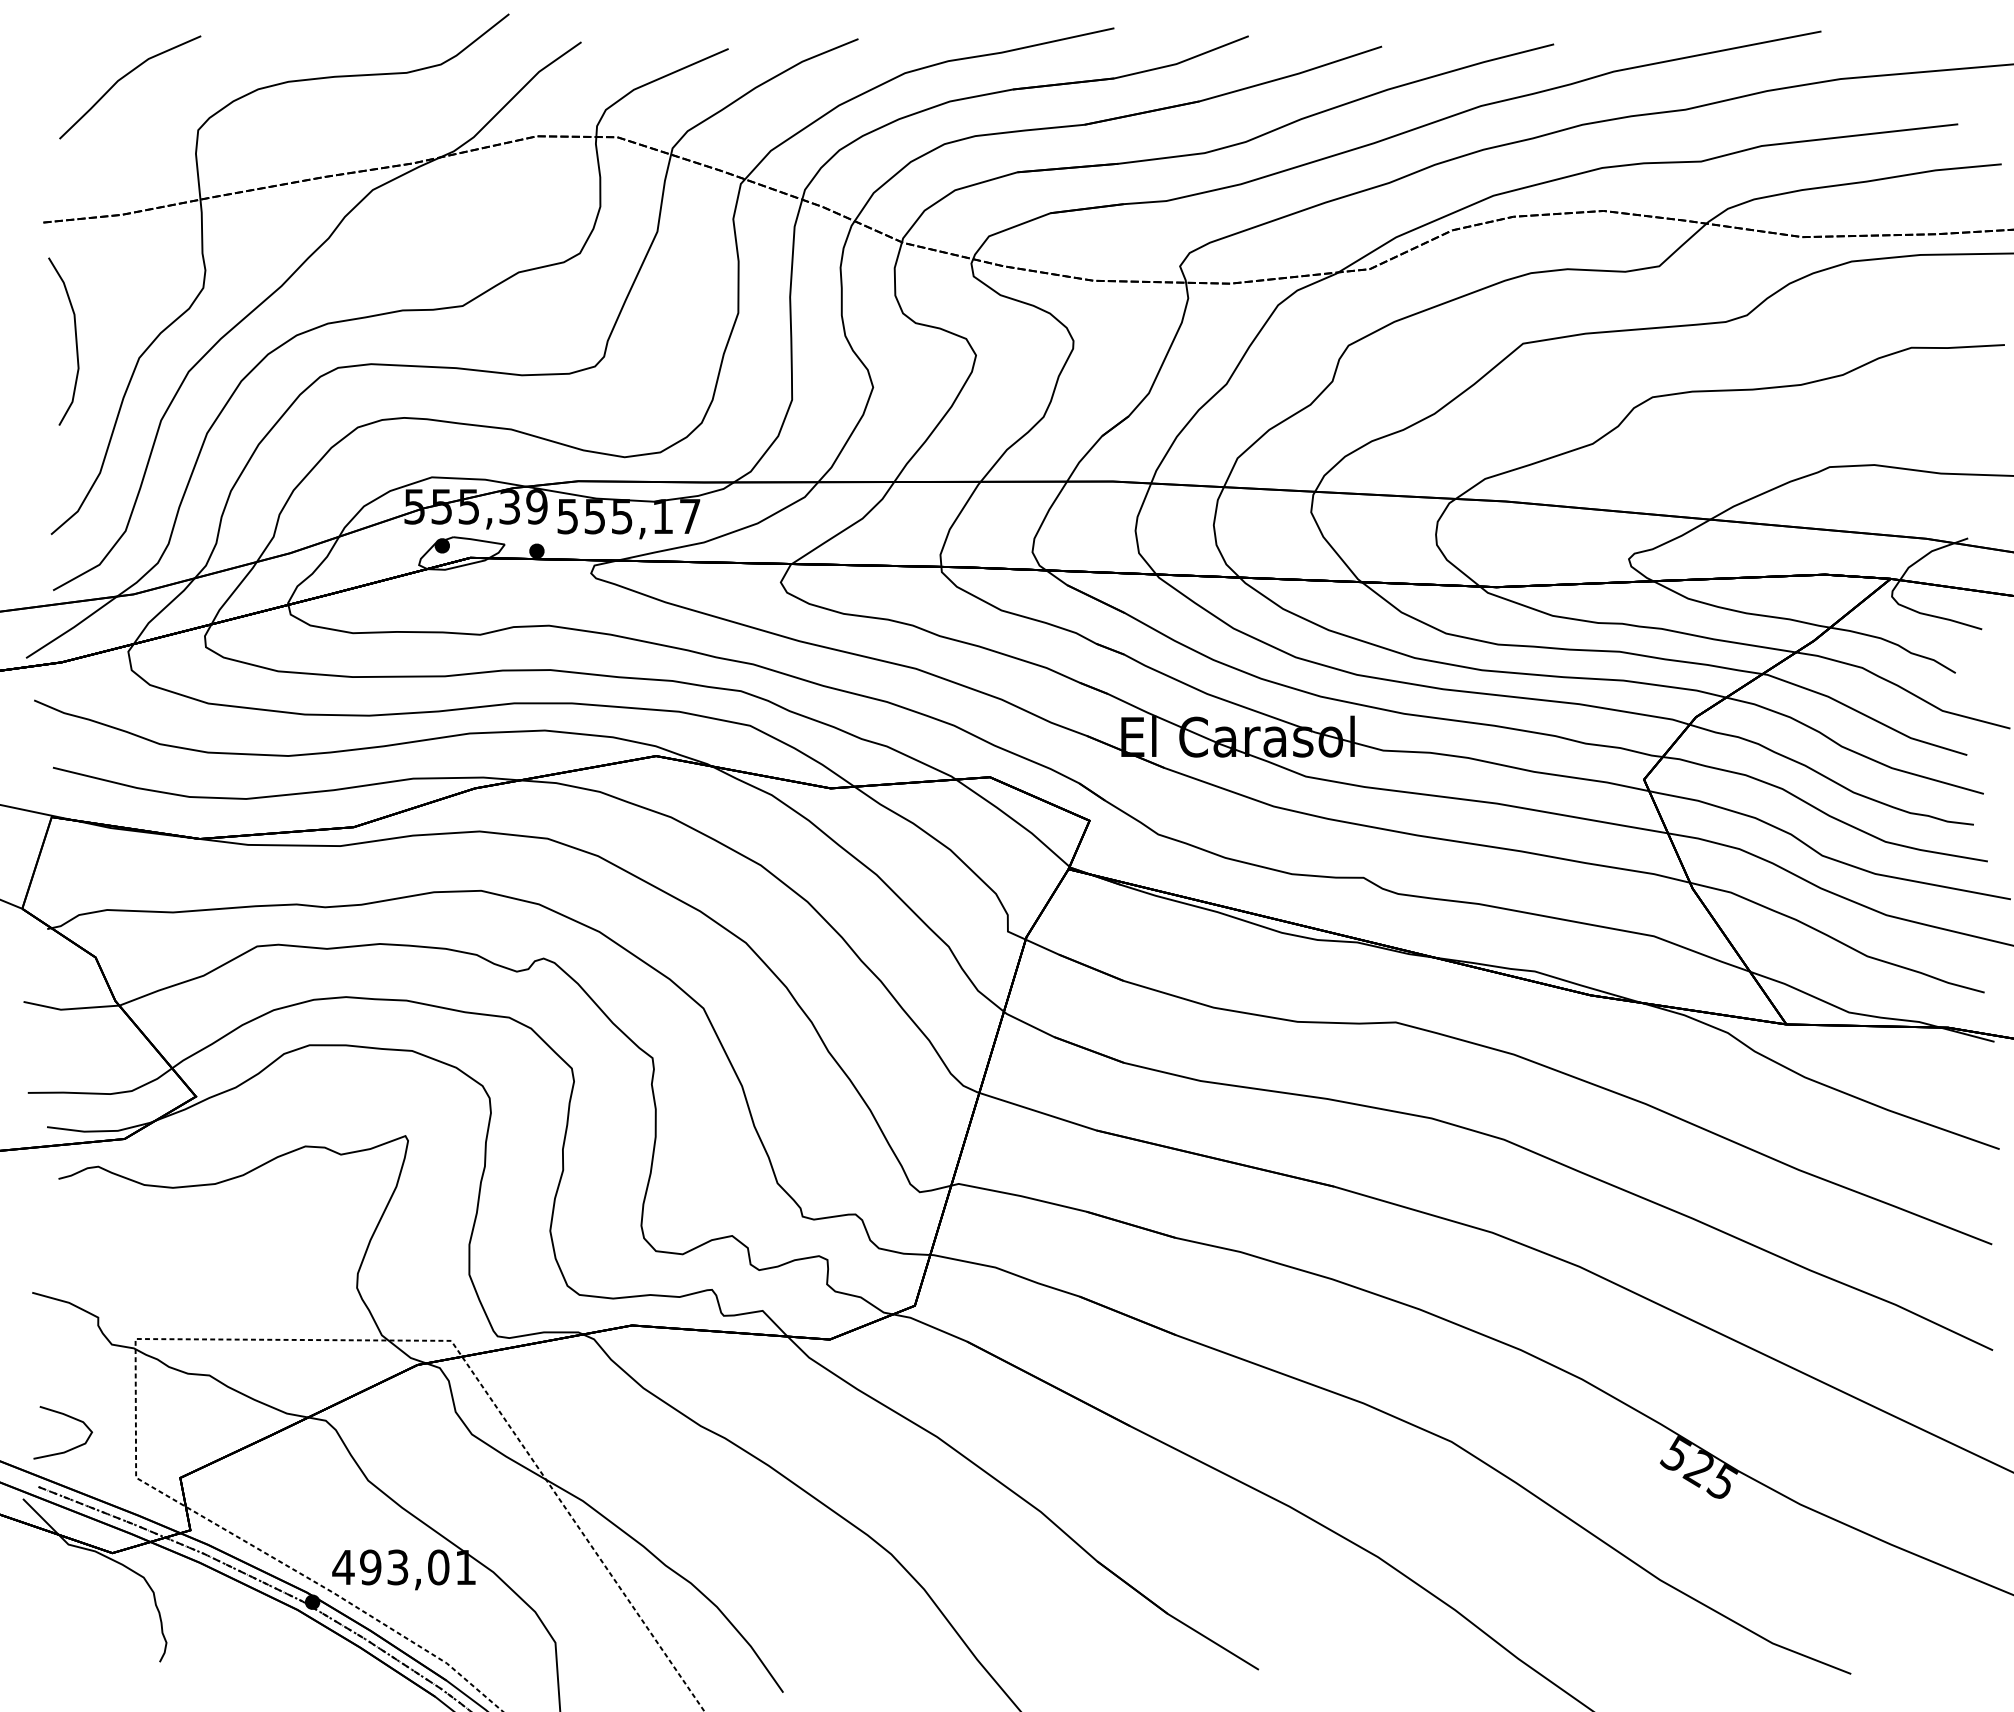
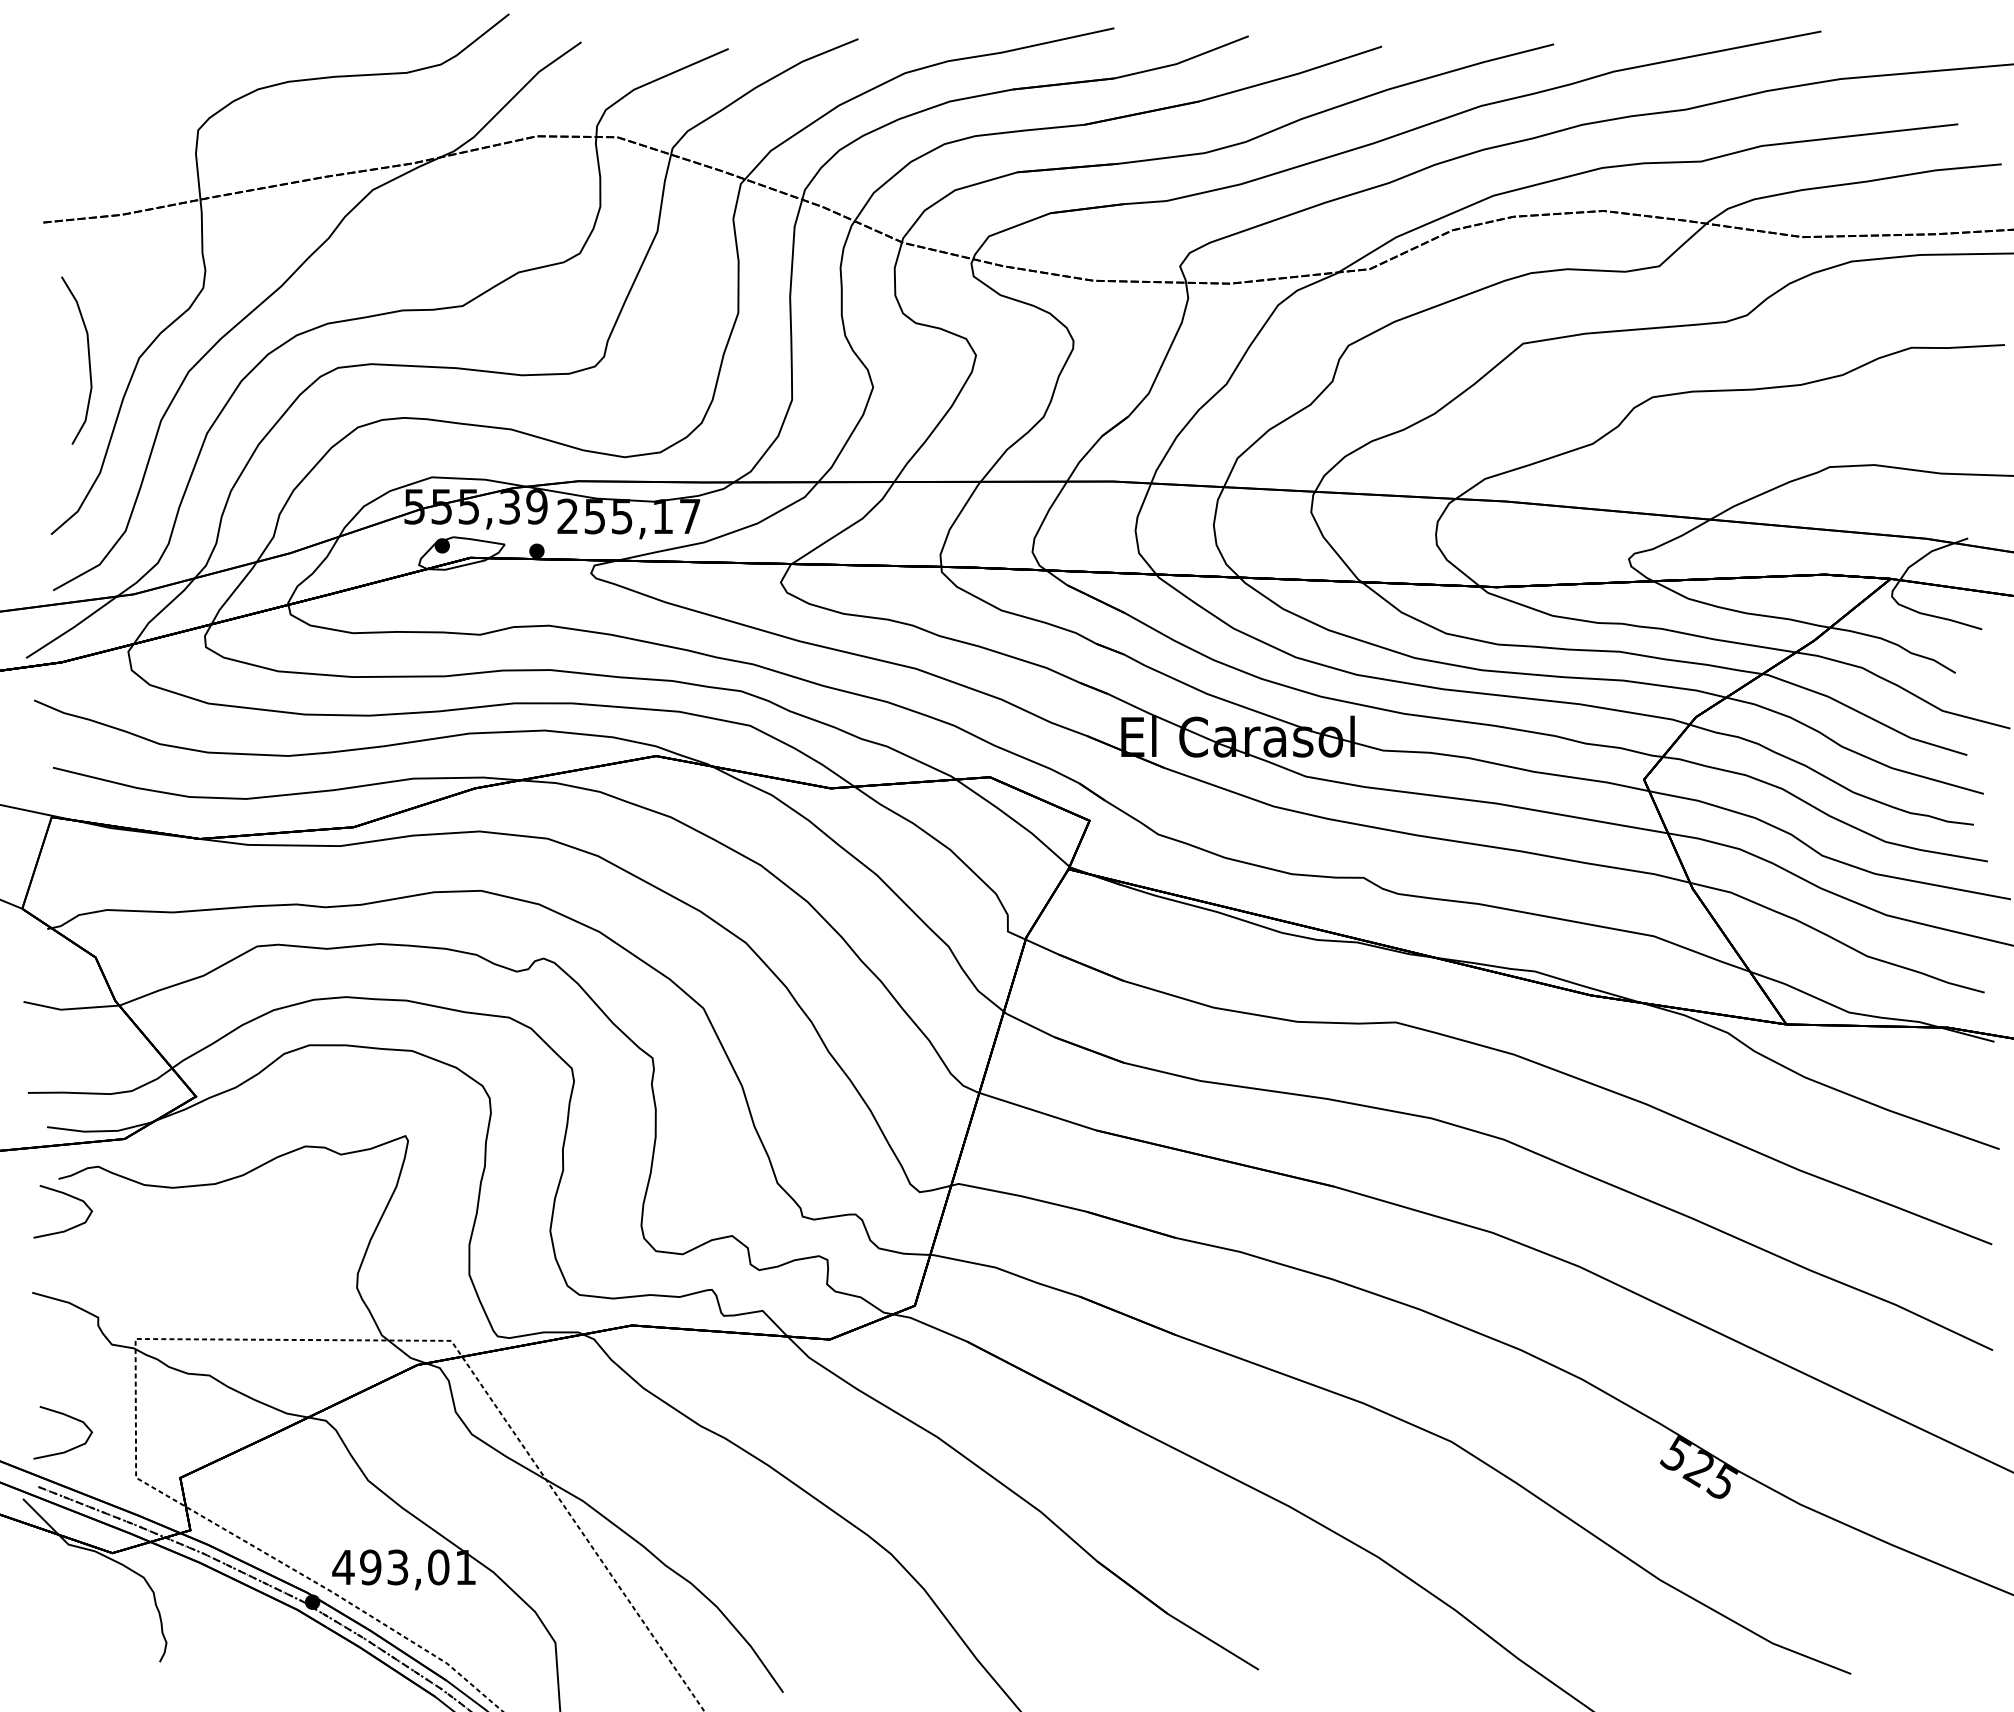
line: present -> none (123, 78)
curve position: (75, 341) -> (88, 360) (88, 360)
text: 555,17 -> 255,17 (567, 516)
curve: none -> present (68, 1196)
